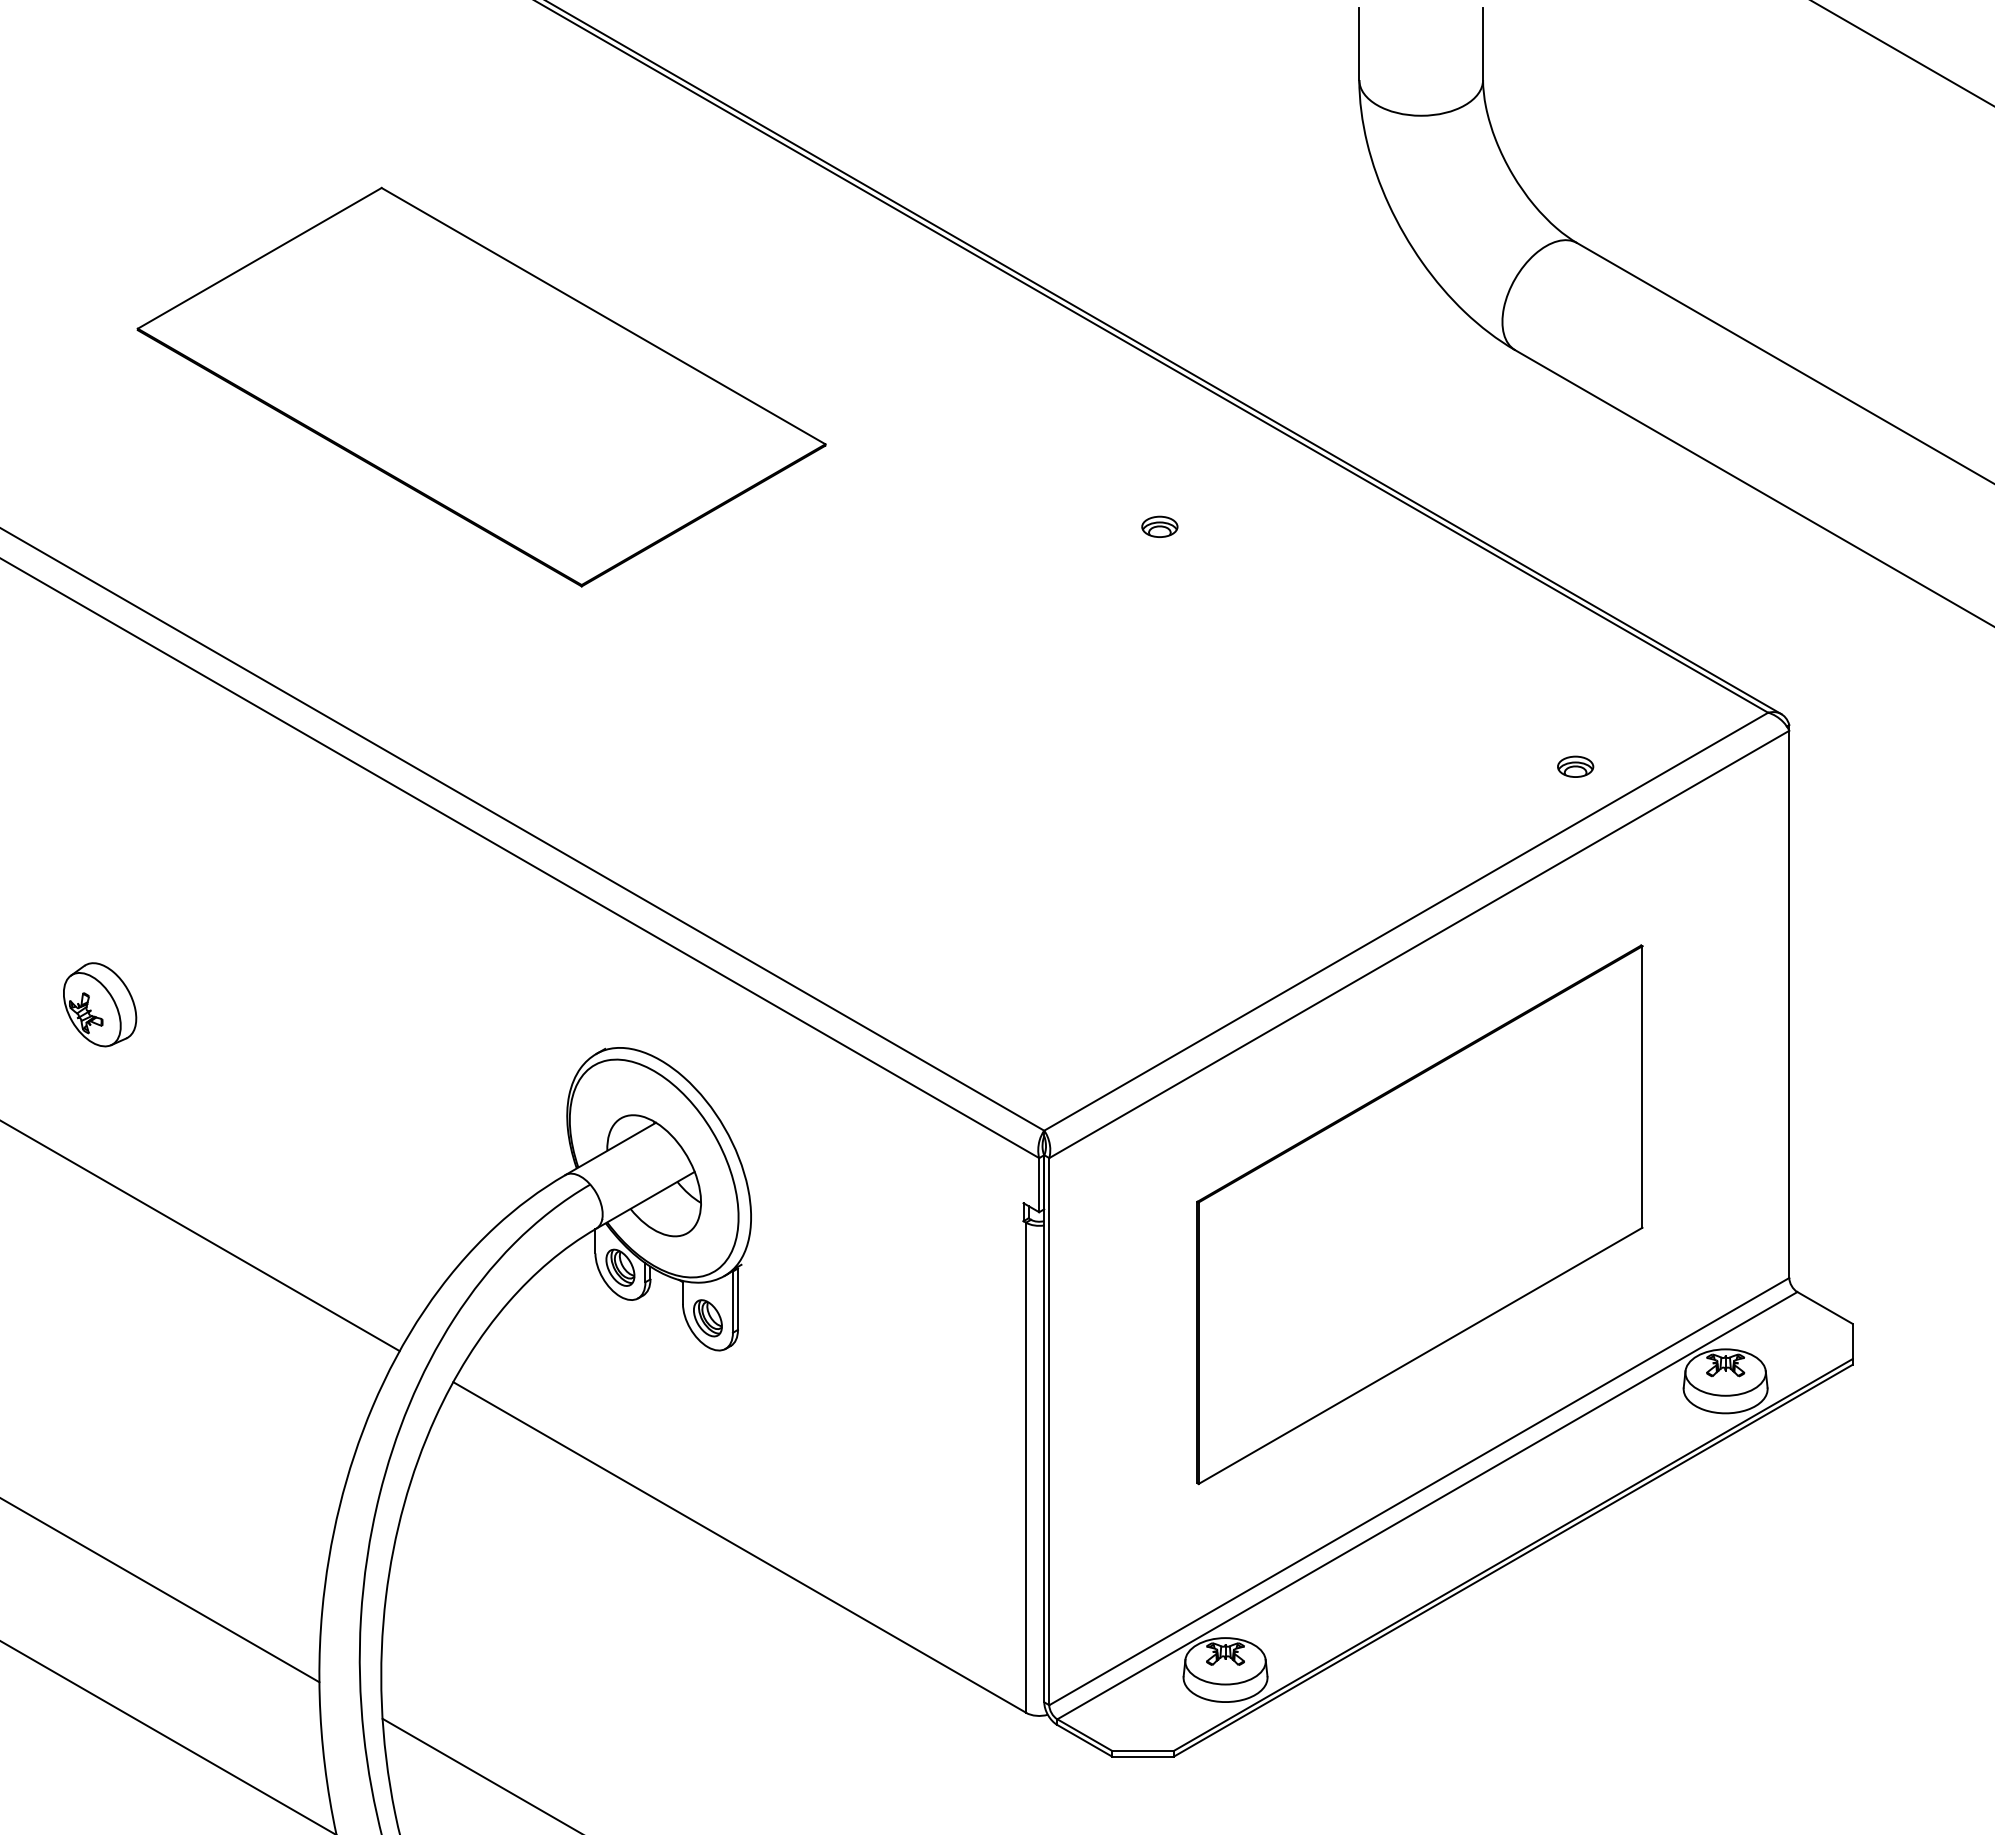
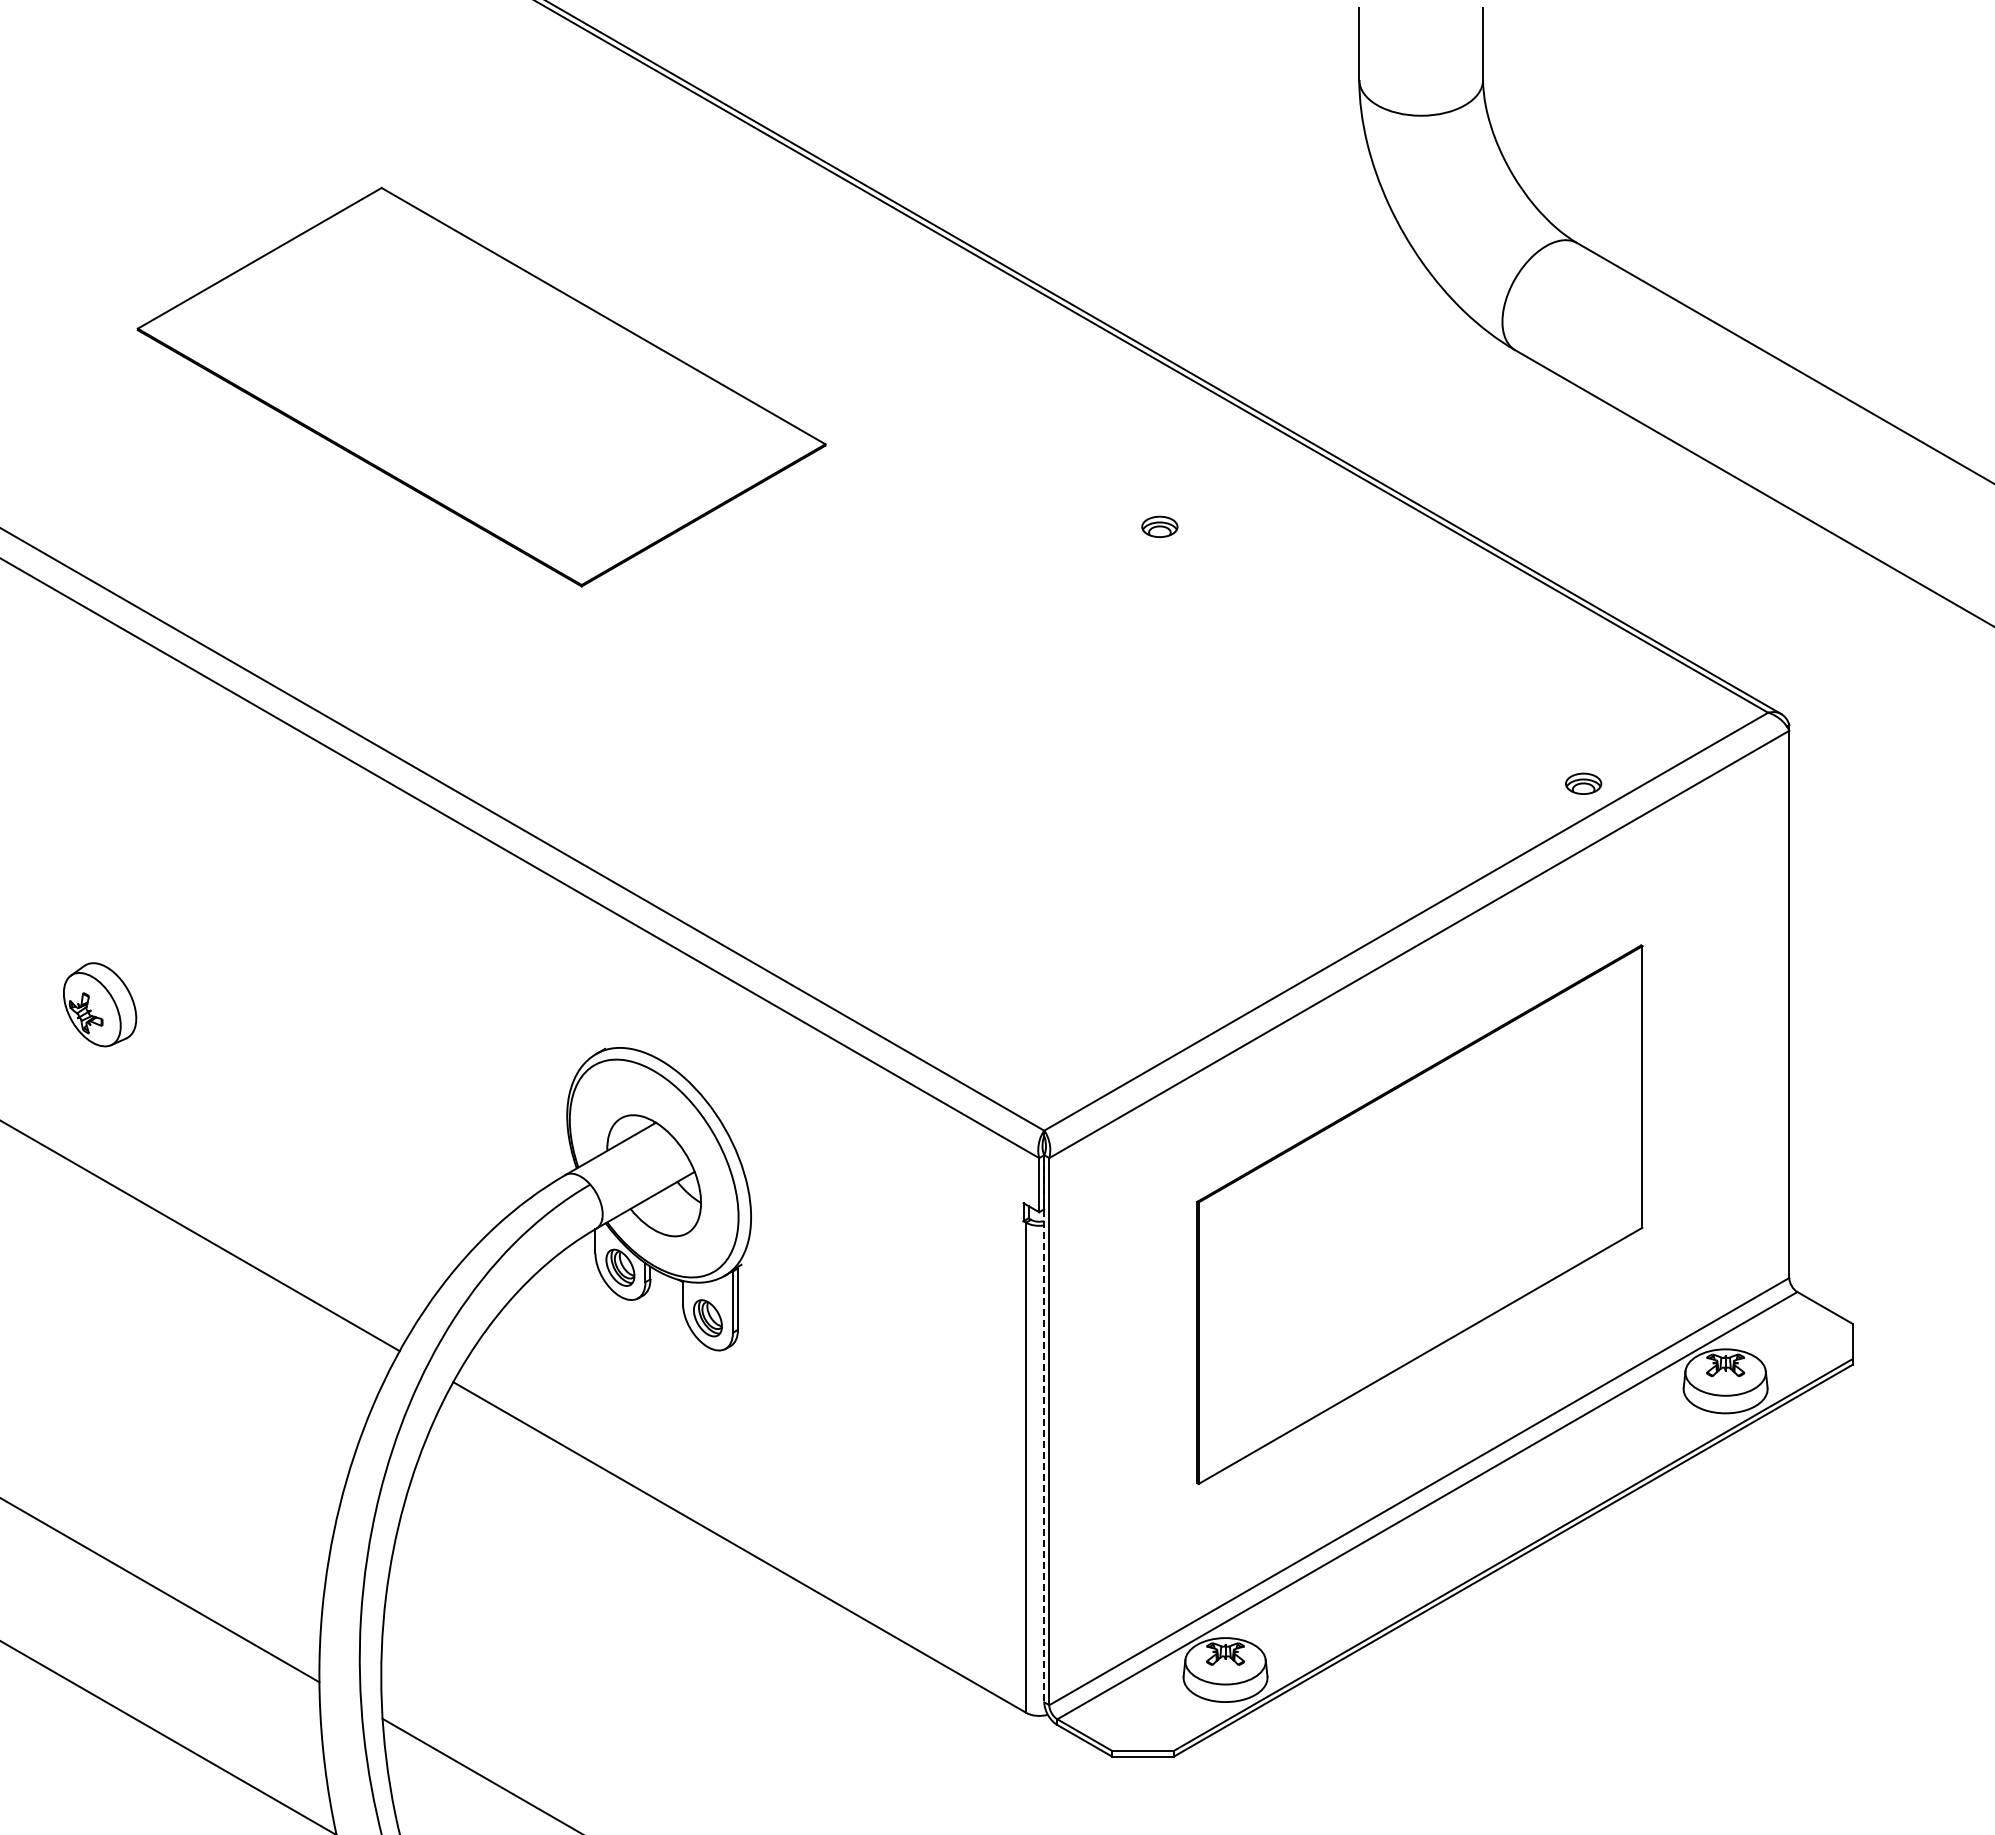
line: present -> none (1902, 53)
part position: (1575, 766) -> (1583, 783) (1583, 783)
line: solid -> dashed (1044, 1428)
